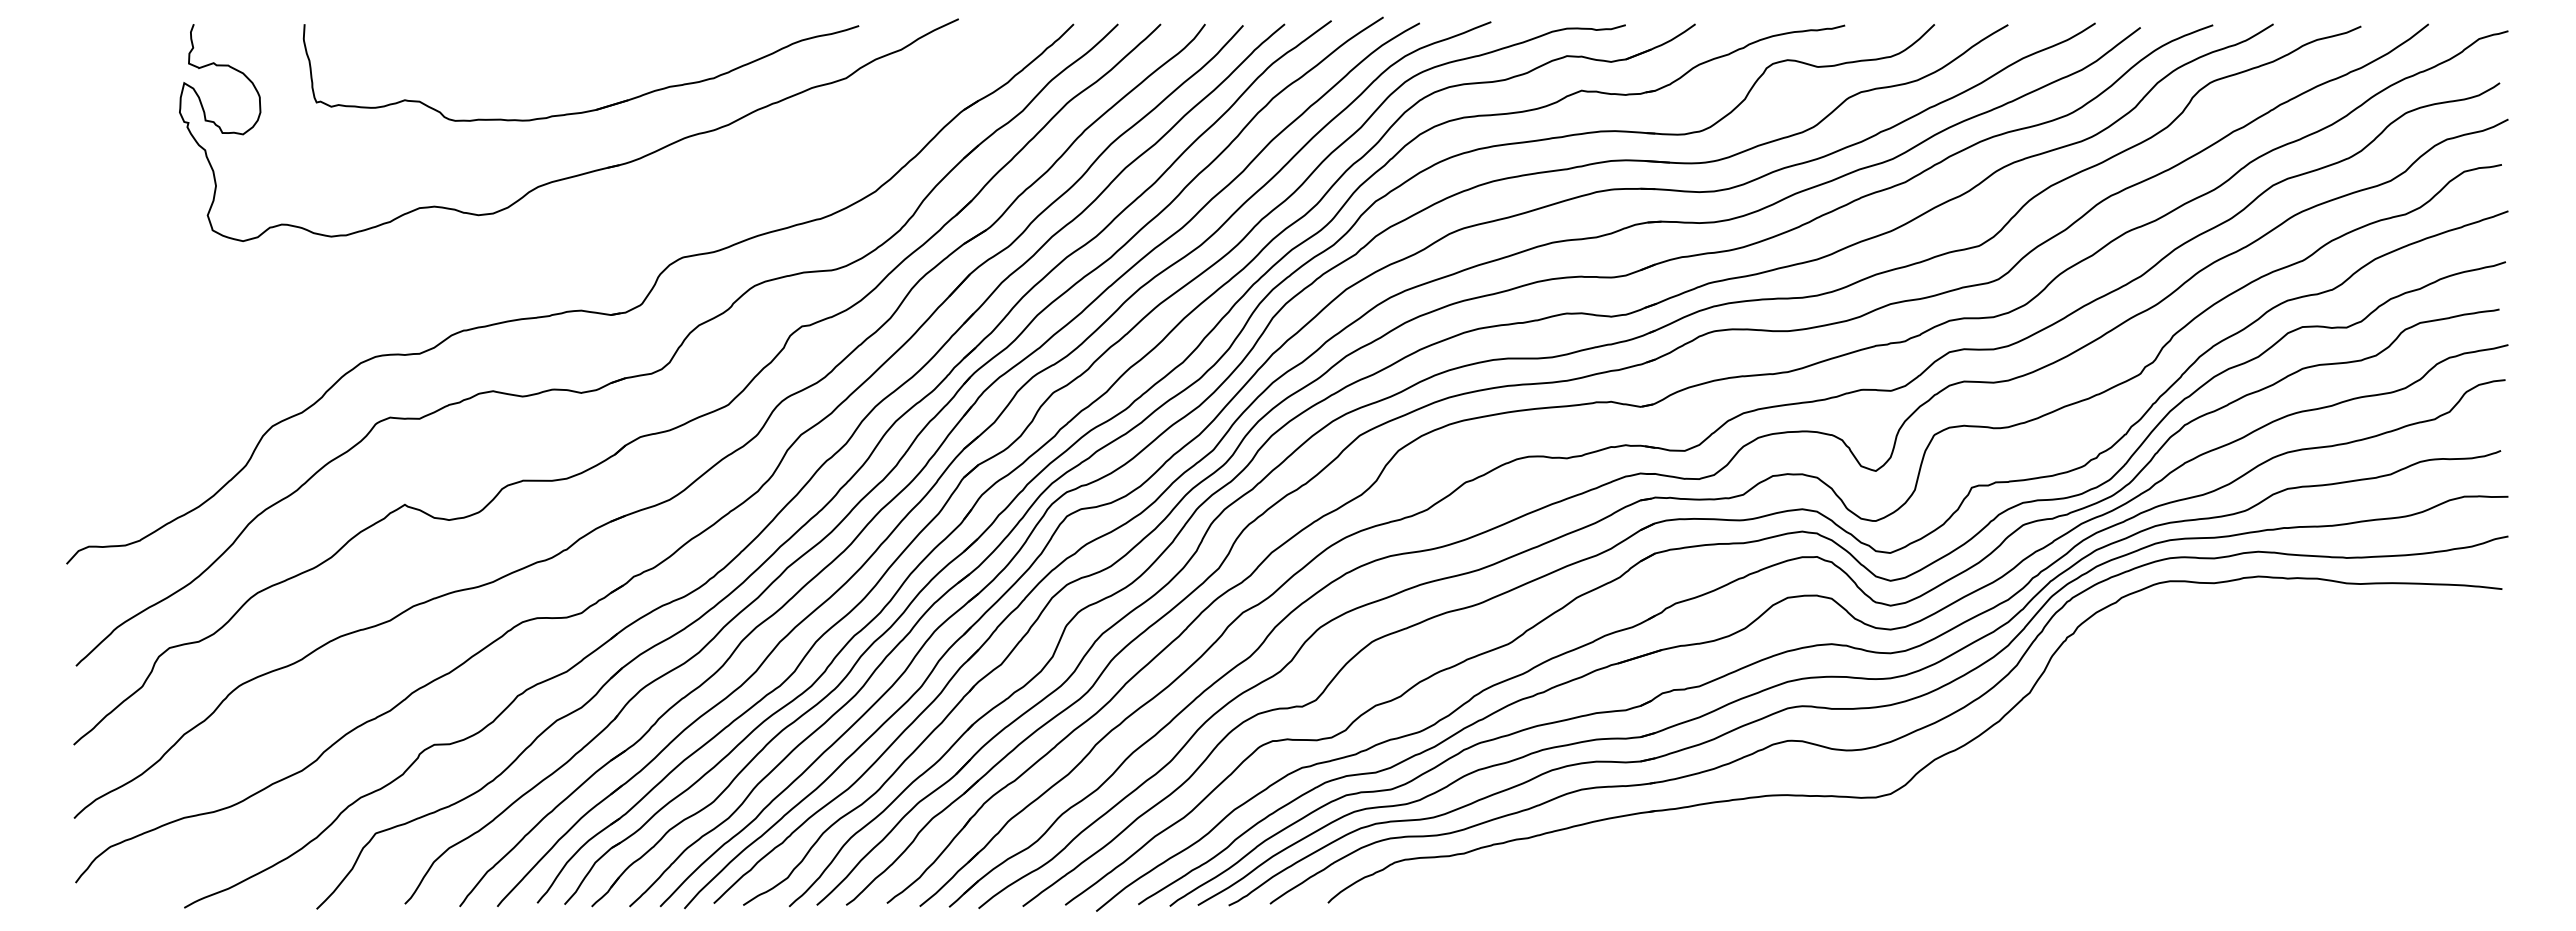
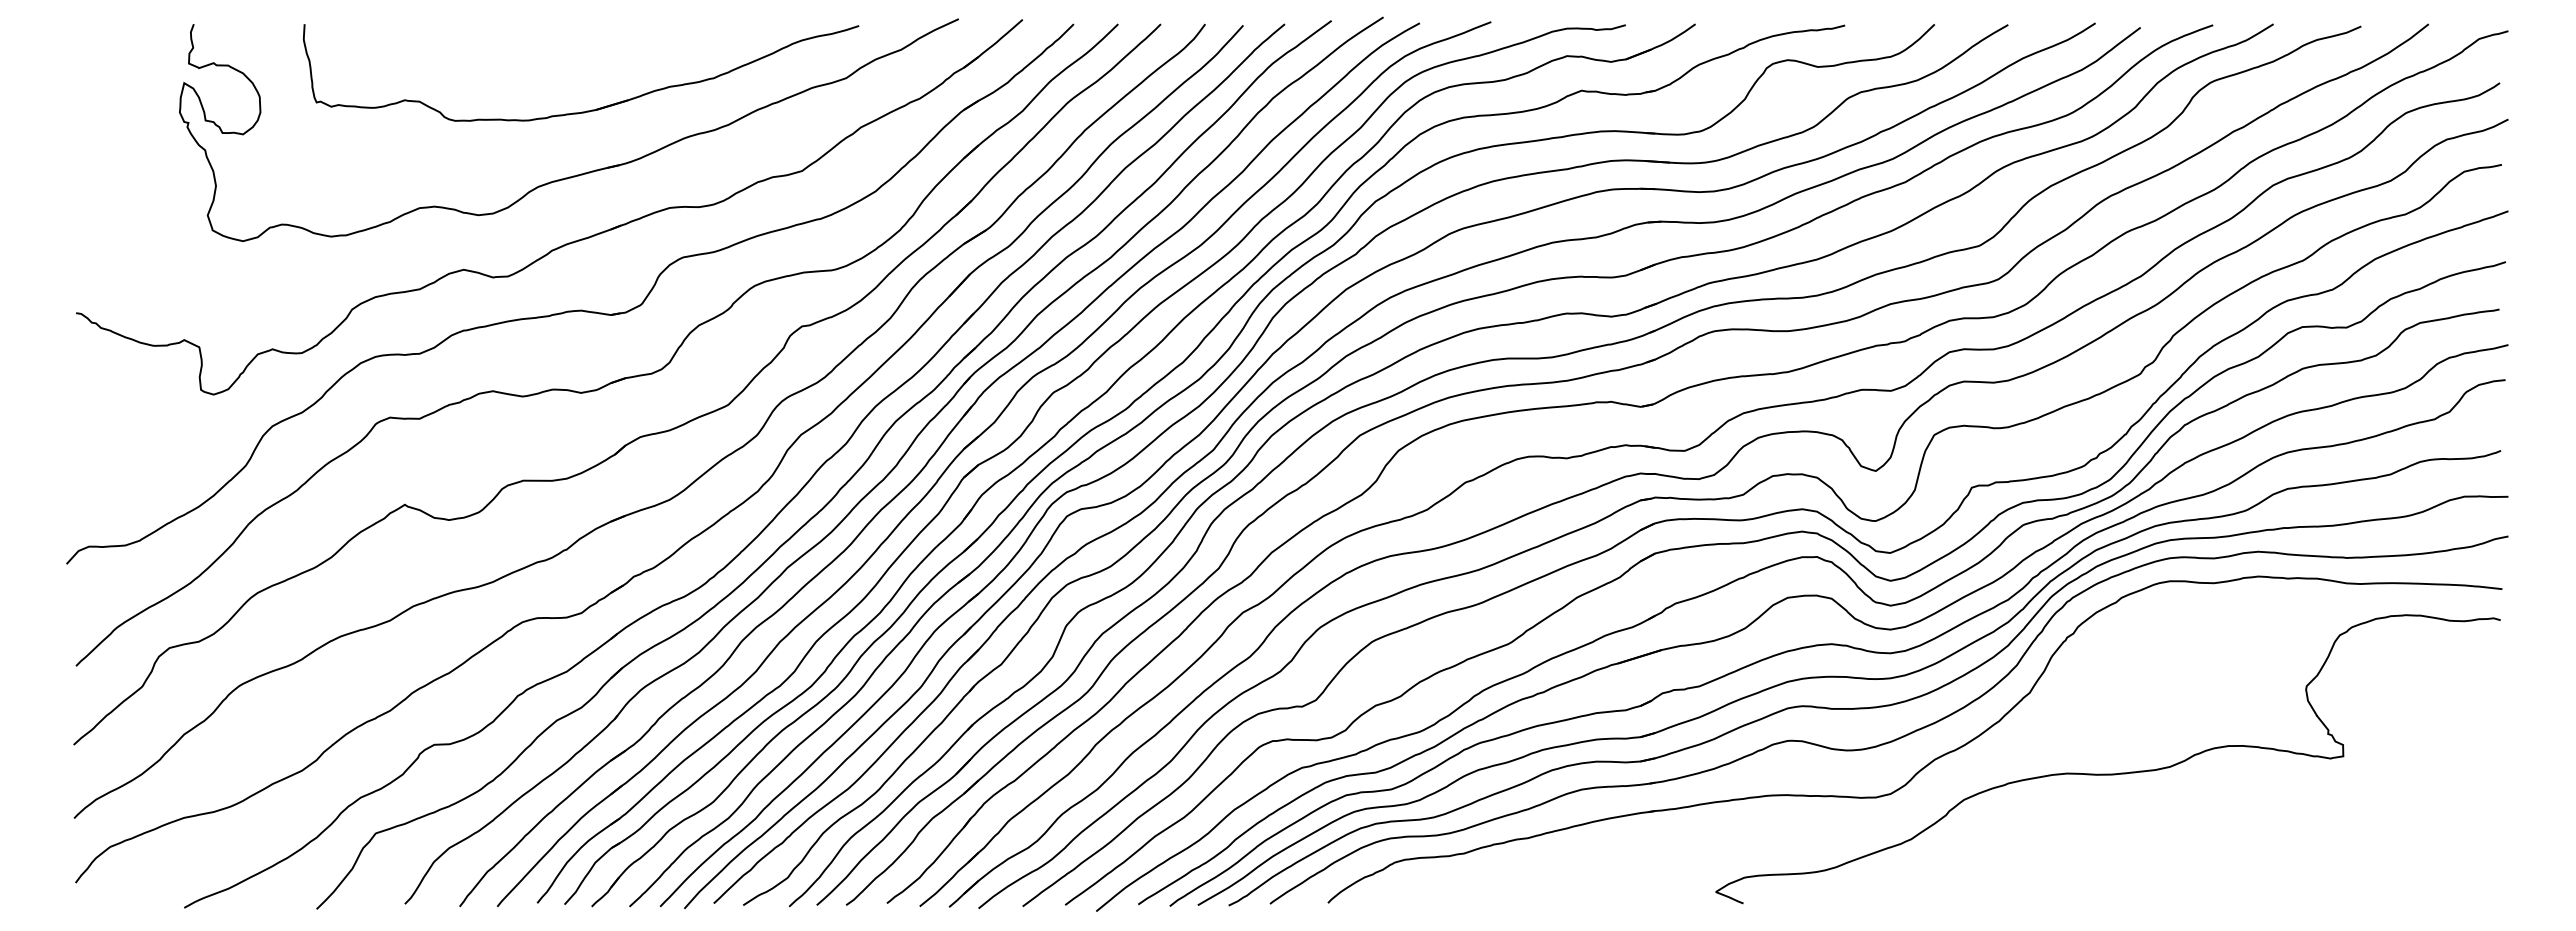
part: none -> present (565, 243)
curve: none -> present (2107, 773)
